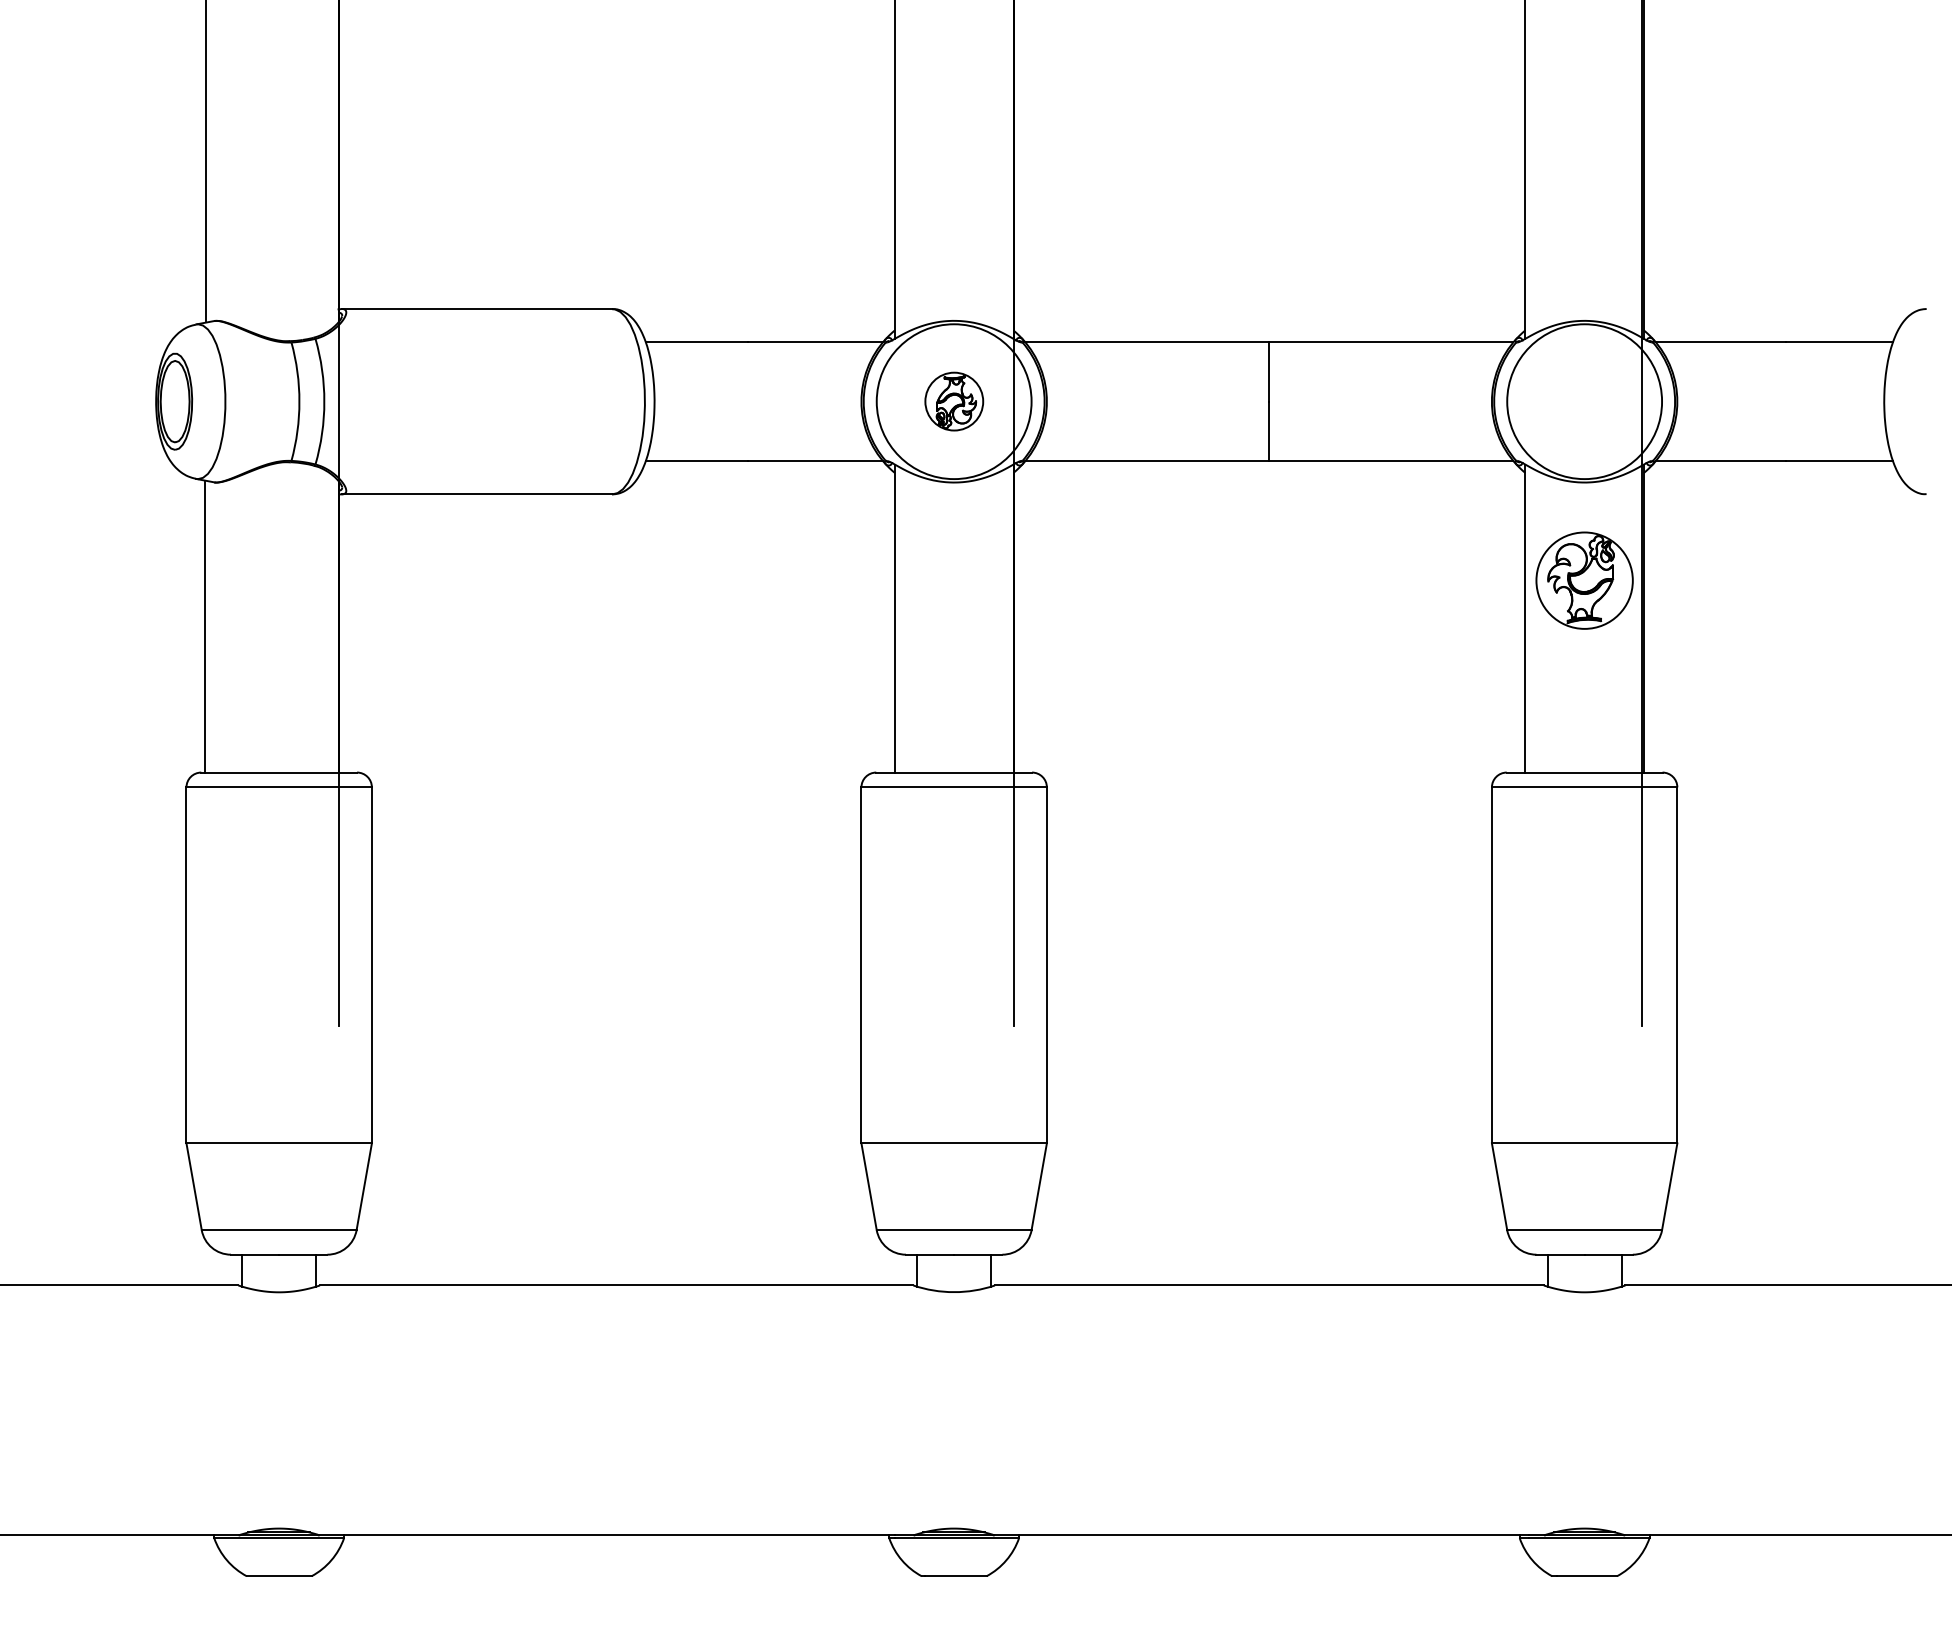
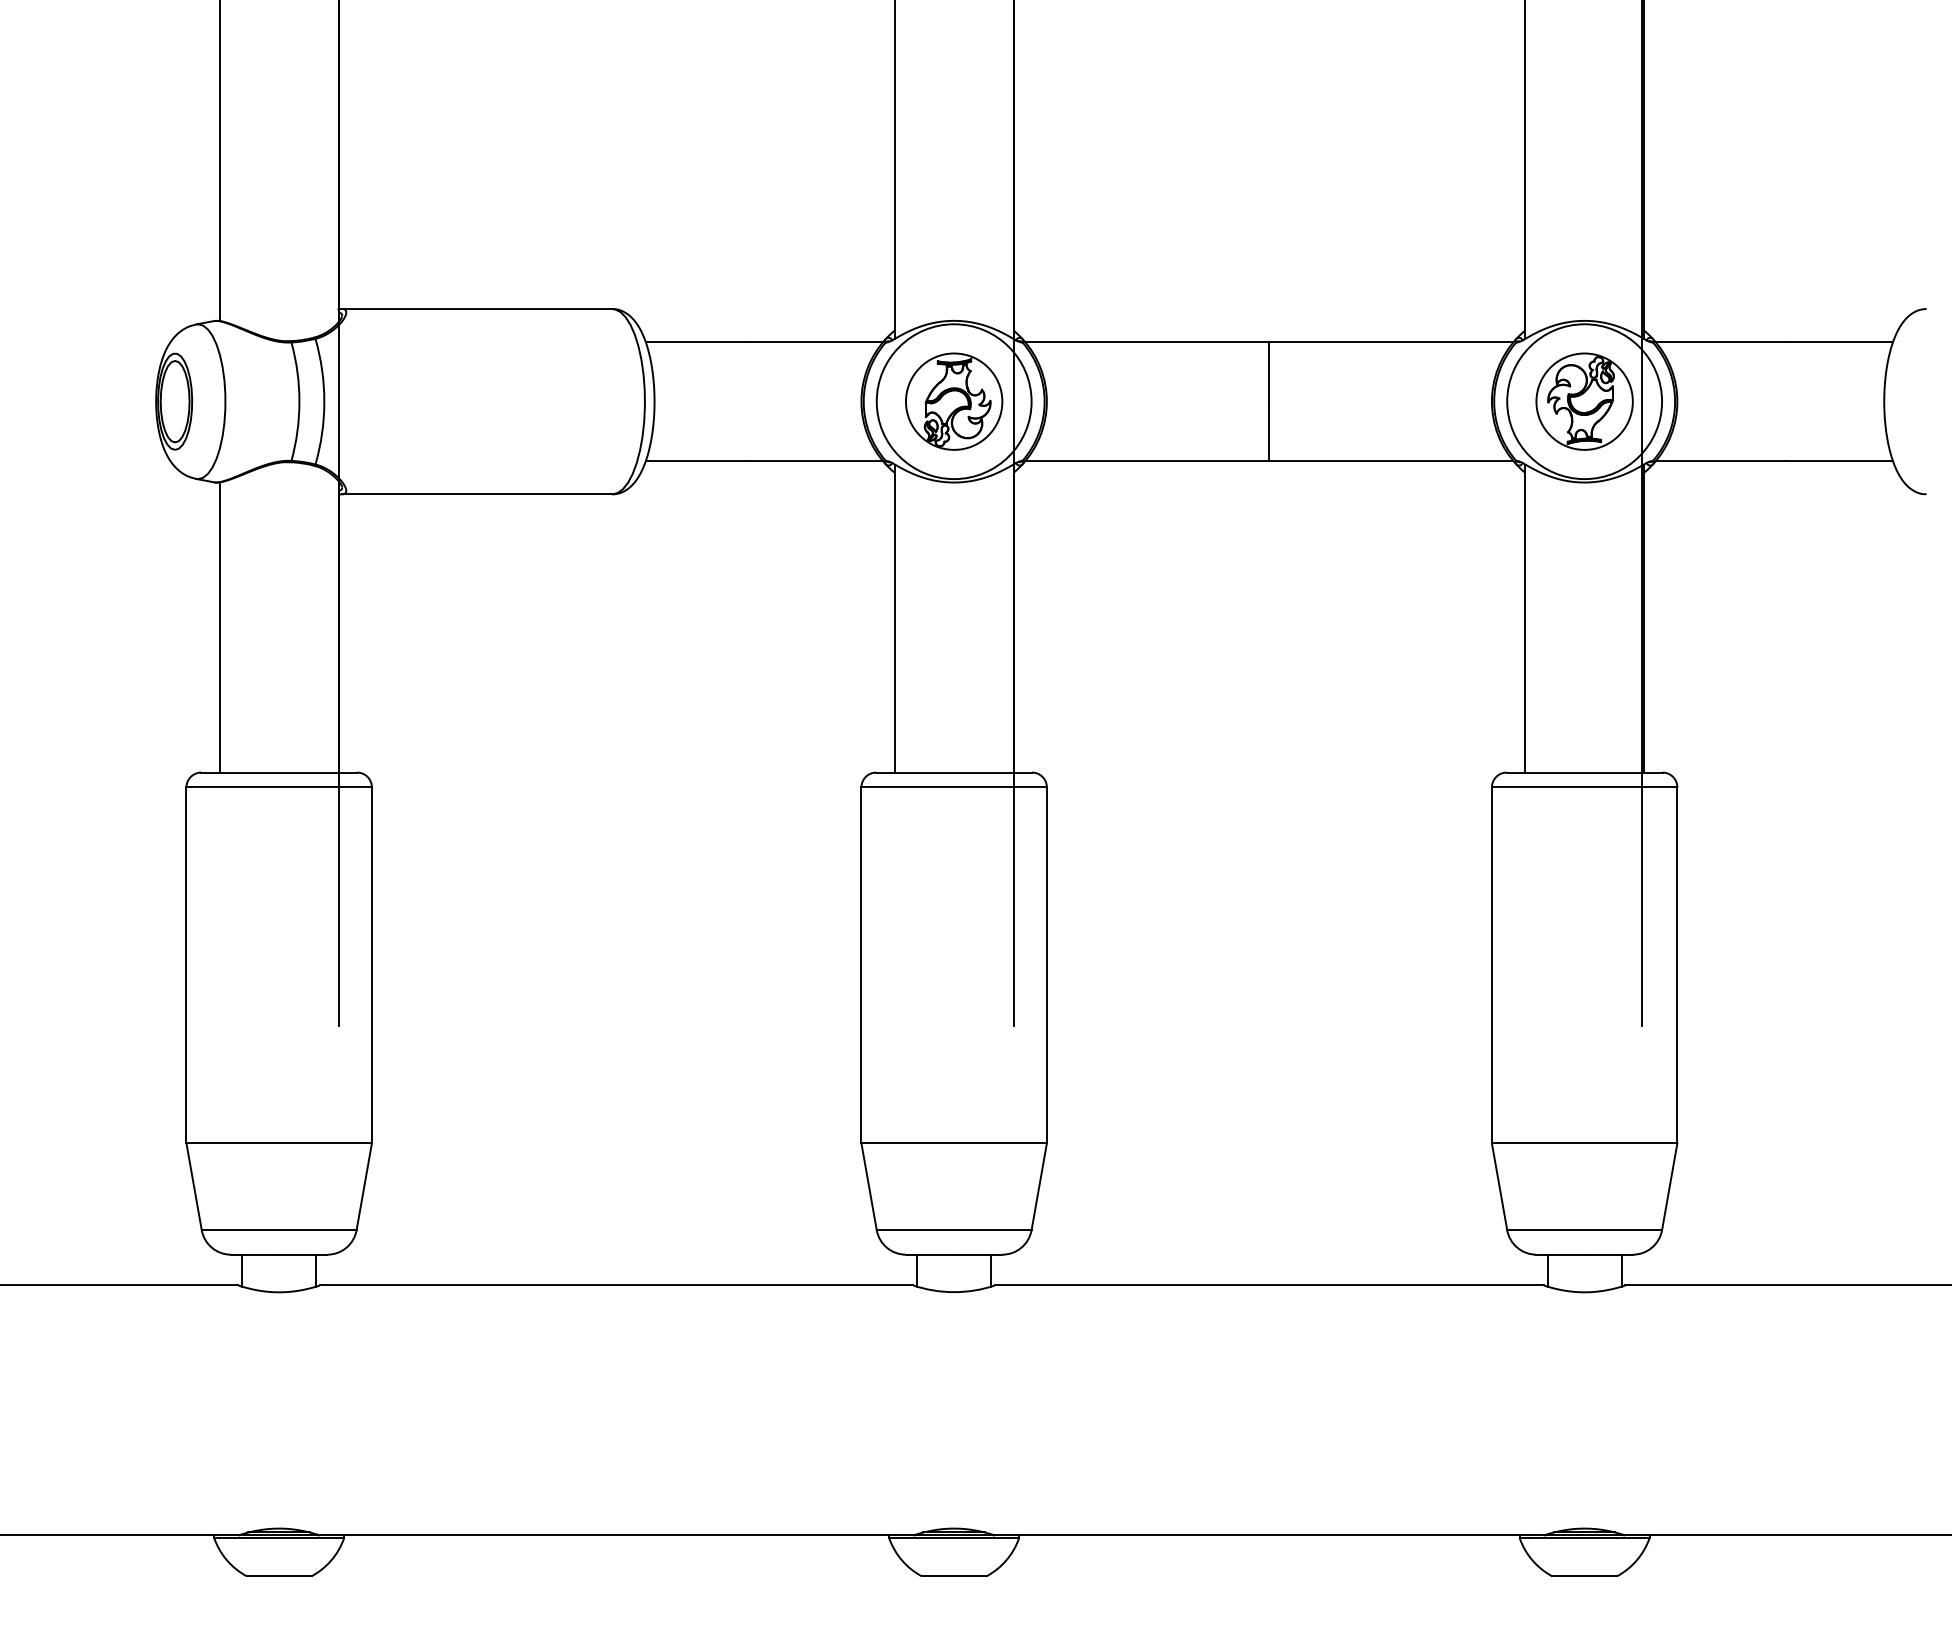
line position: (205, 161) -> (219, 161) (219, 161)
part size: 61x61 px -> 99x99 px (954, 401)
part position: (1584, 580) -> (1584, 401) (1584, 401)
line position: (204, 627) -> (219, 627) (219, 627)
